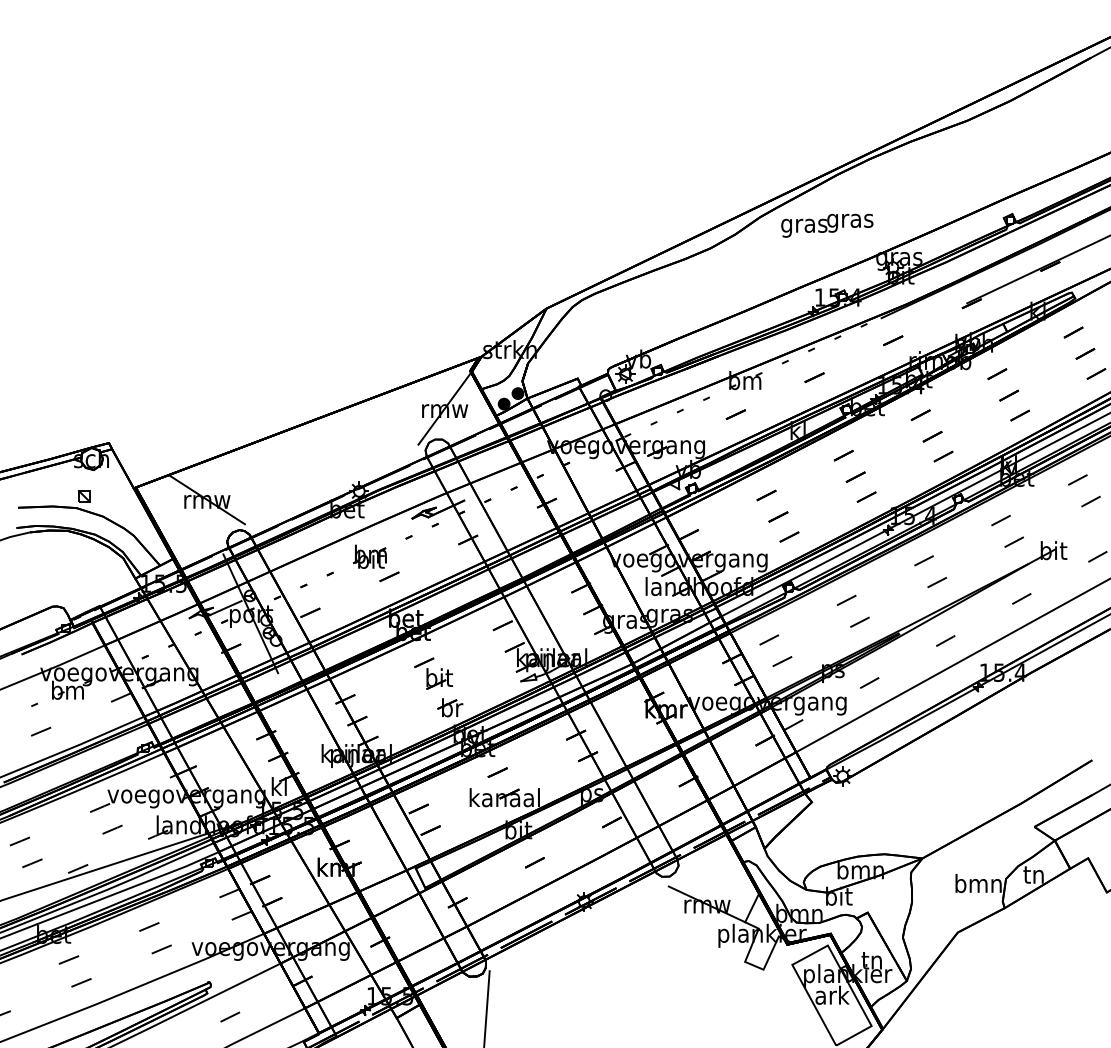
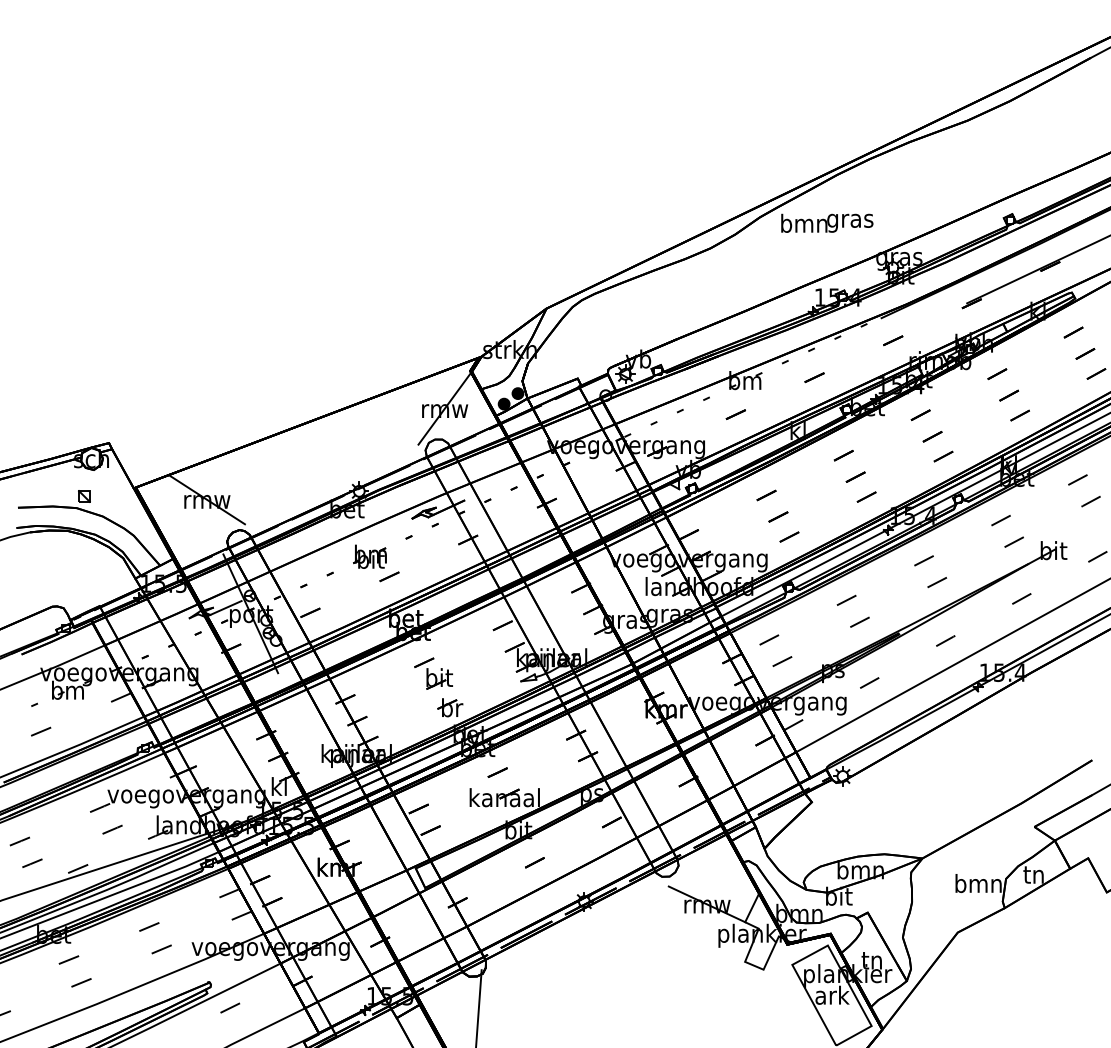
text: gras -> bmn (804, 225)
line position: (486, 1007) -> (478, 1007) (478, 1007)
line position: (230, 1016) -> (230, 1007) (230, 1007)
